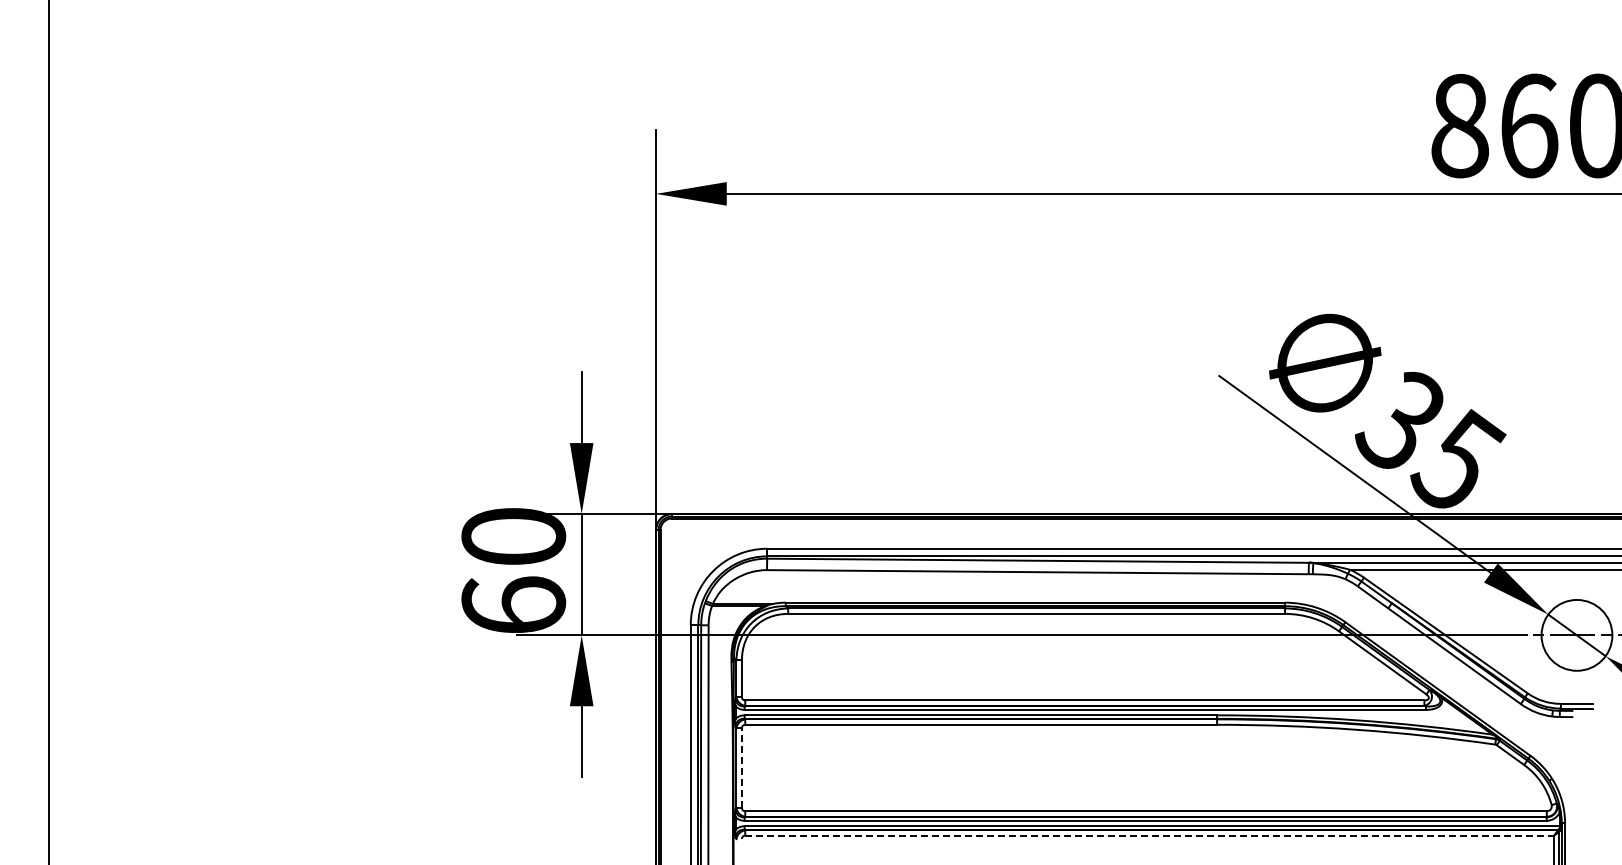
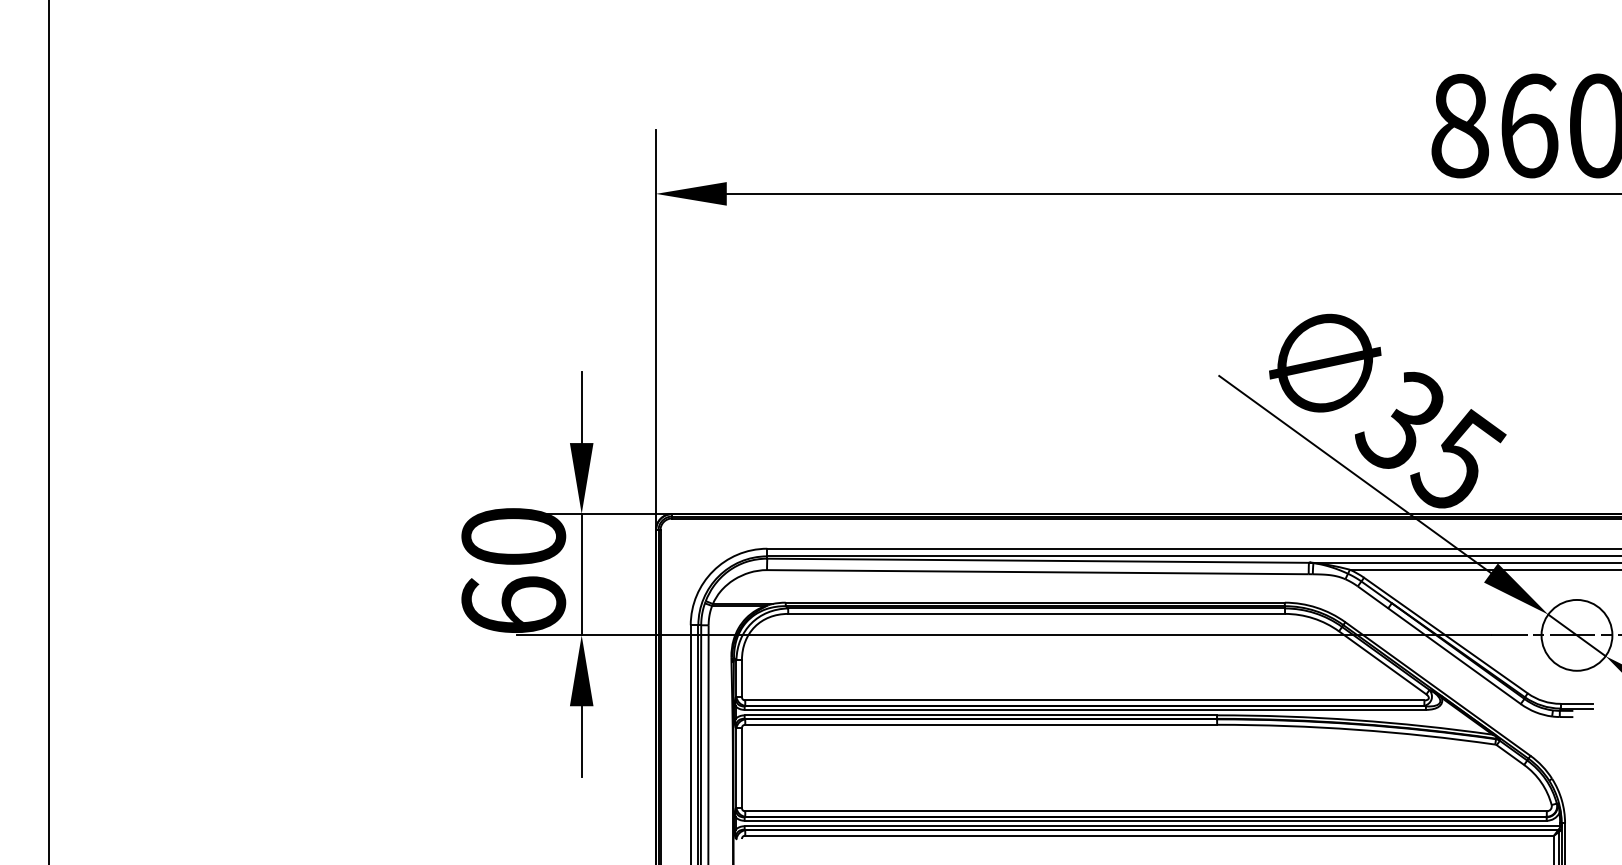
line: dashed -> solid (741, 768)
line: dashed -> solid (1150, 835)
